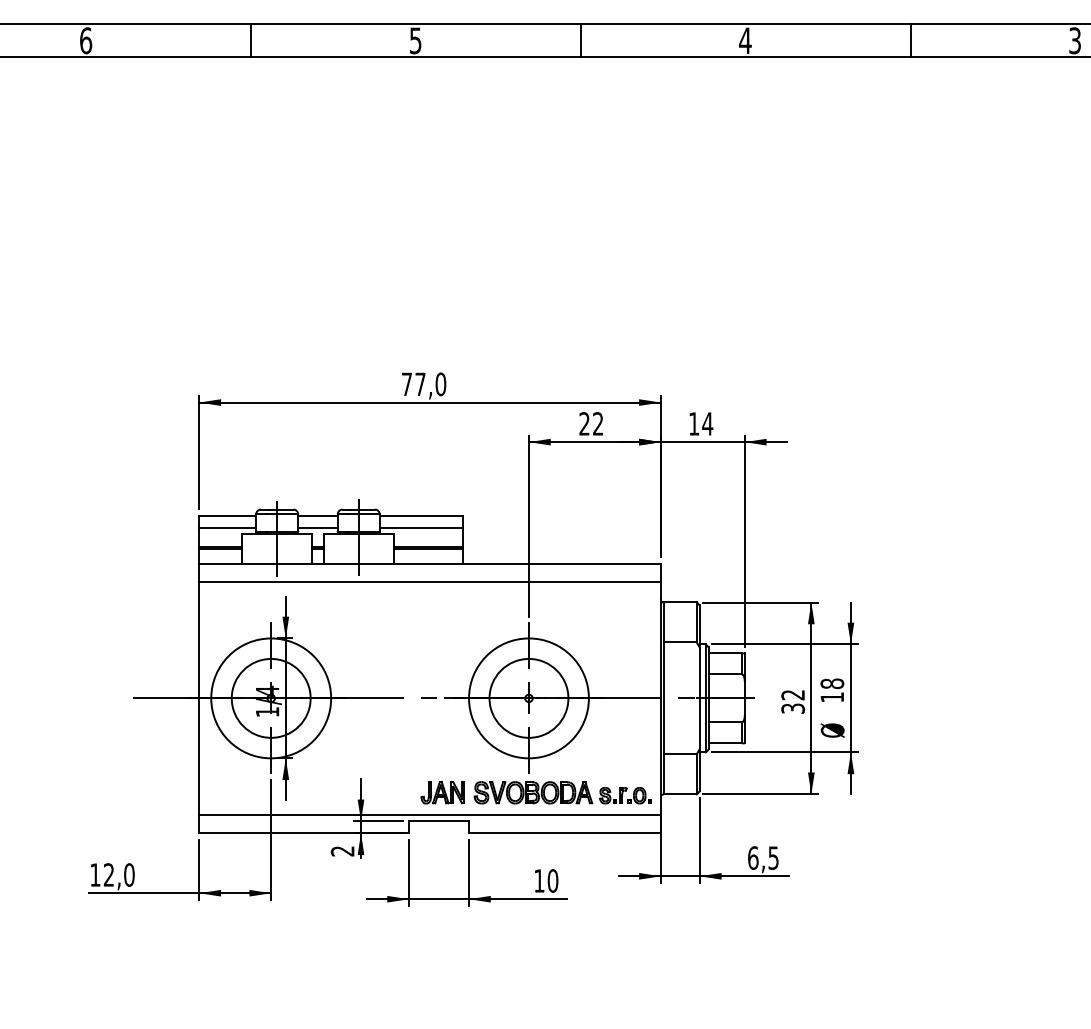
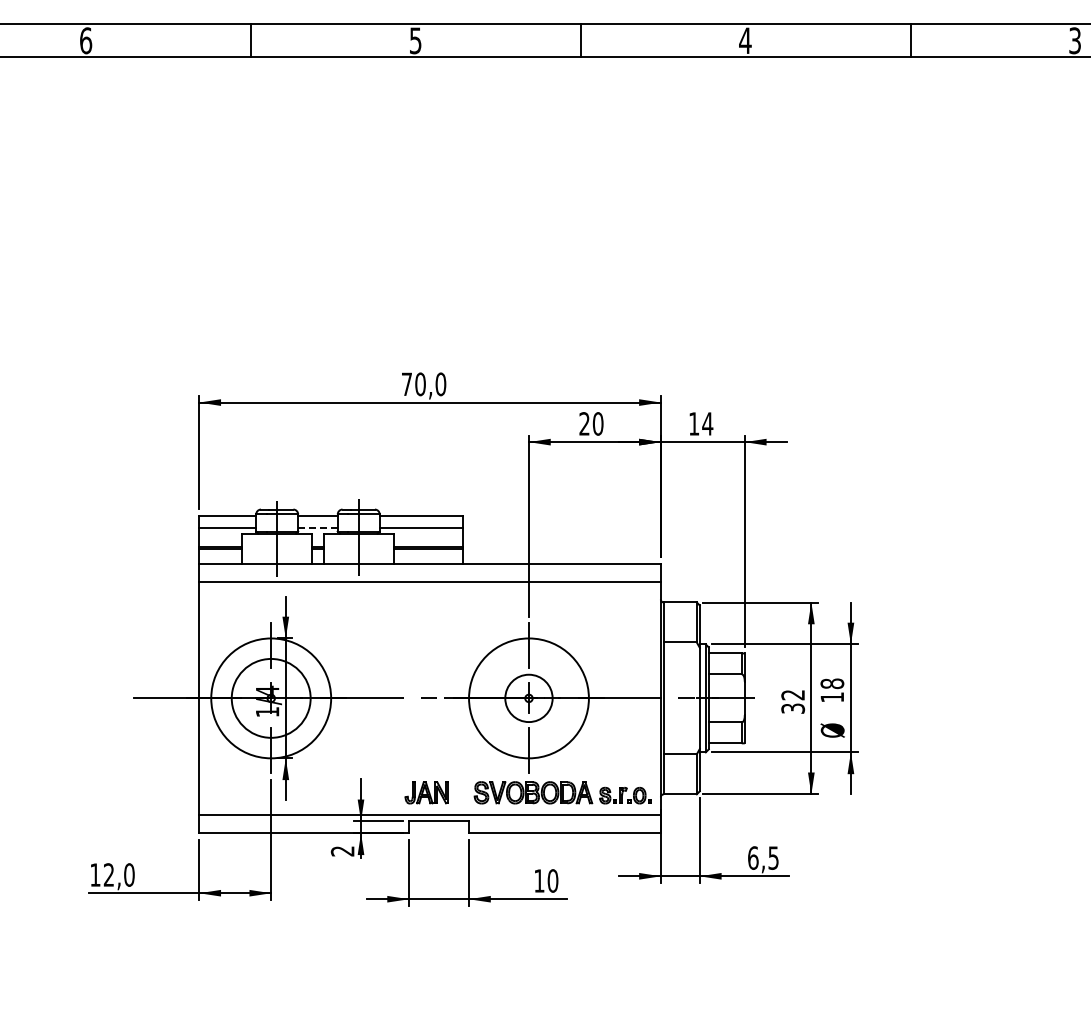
text: 77,0 -> 70,0 (420, 384)
text: 22 -> 20 (597, 423)
line: solid -> dashed (317, 527)
circle diameter: 79 px -> 47 px (528, 698)
part position: (442, 792) -> (426, 792) (426, 792)
